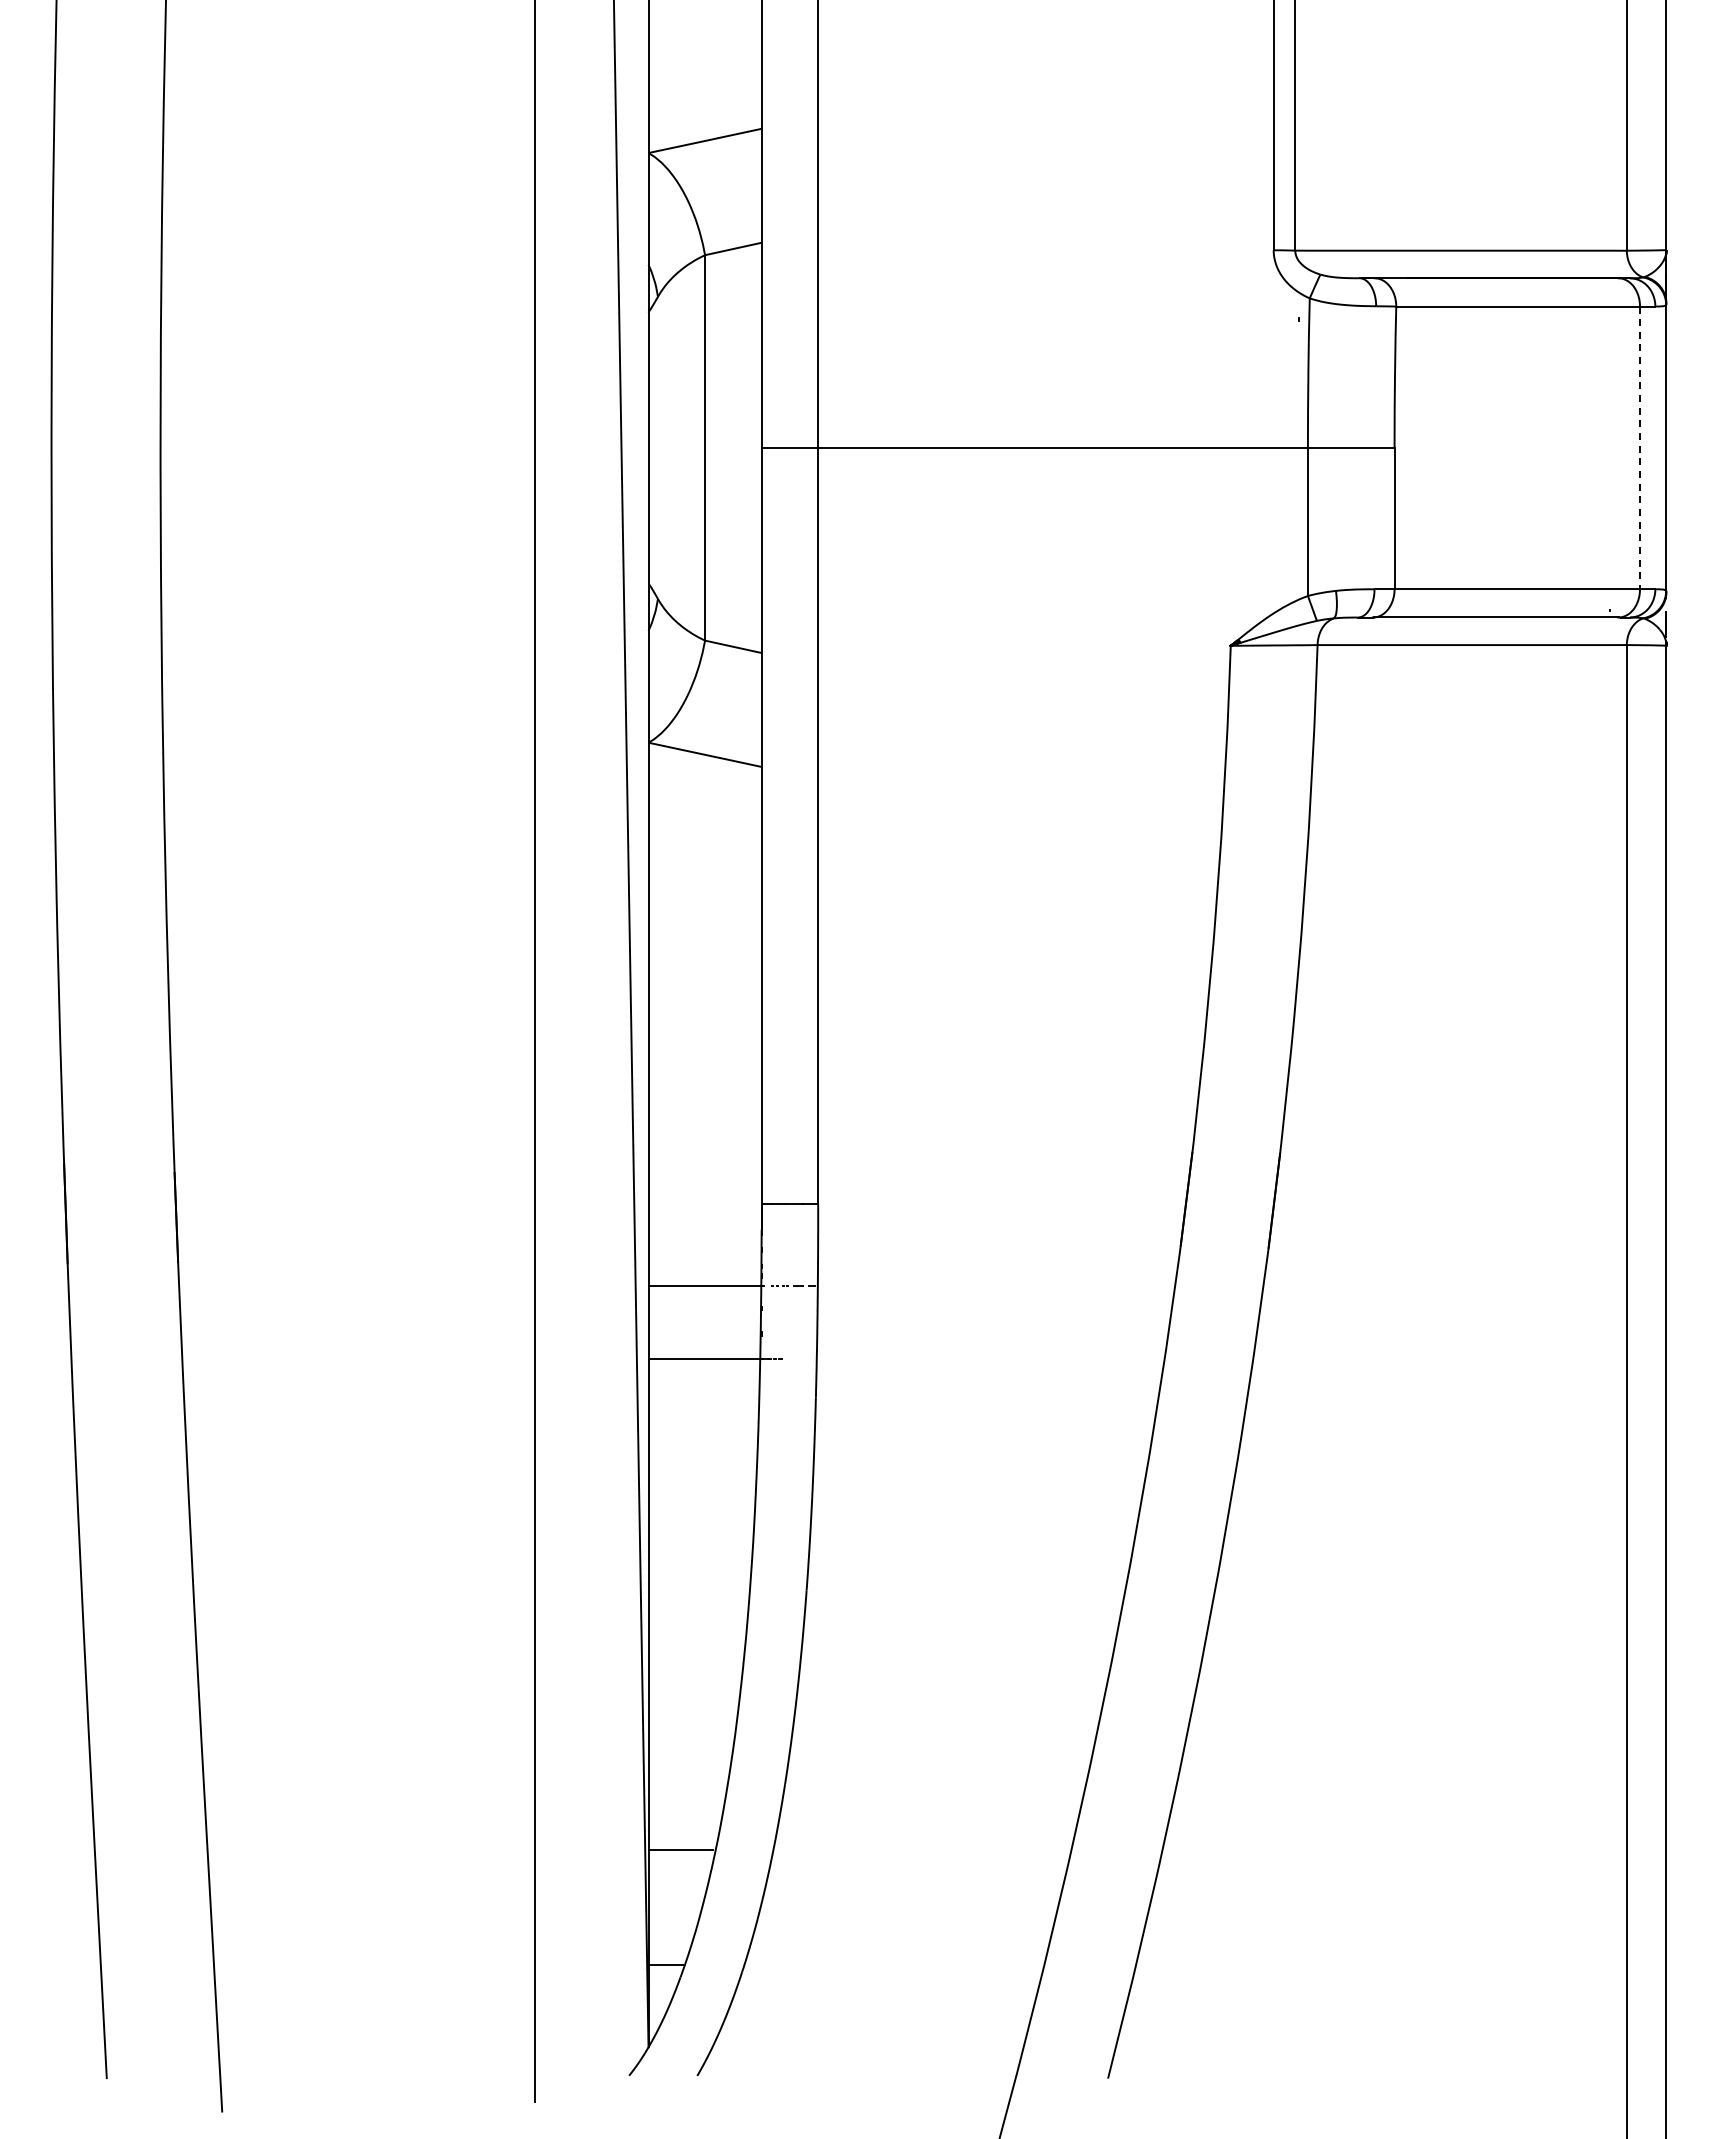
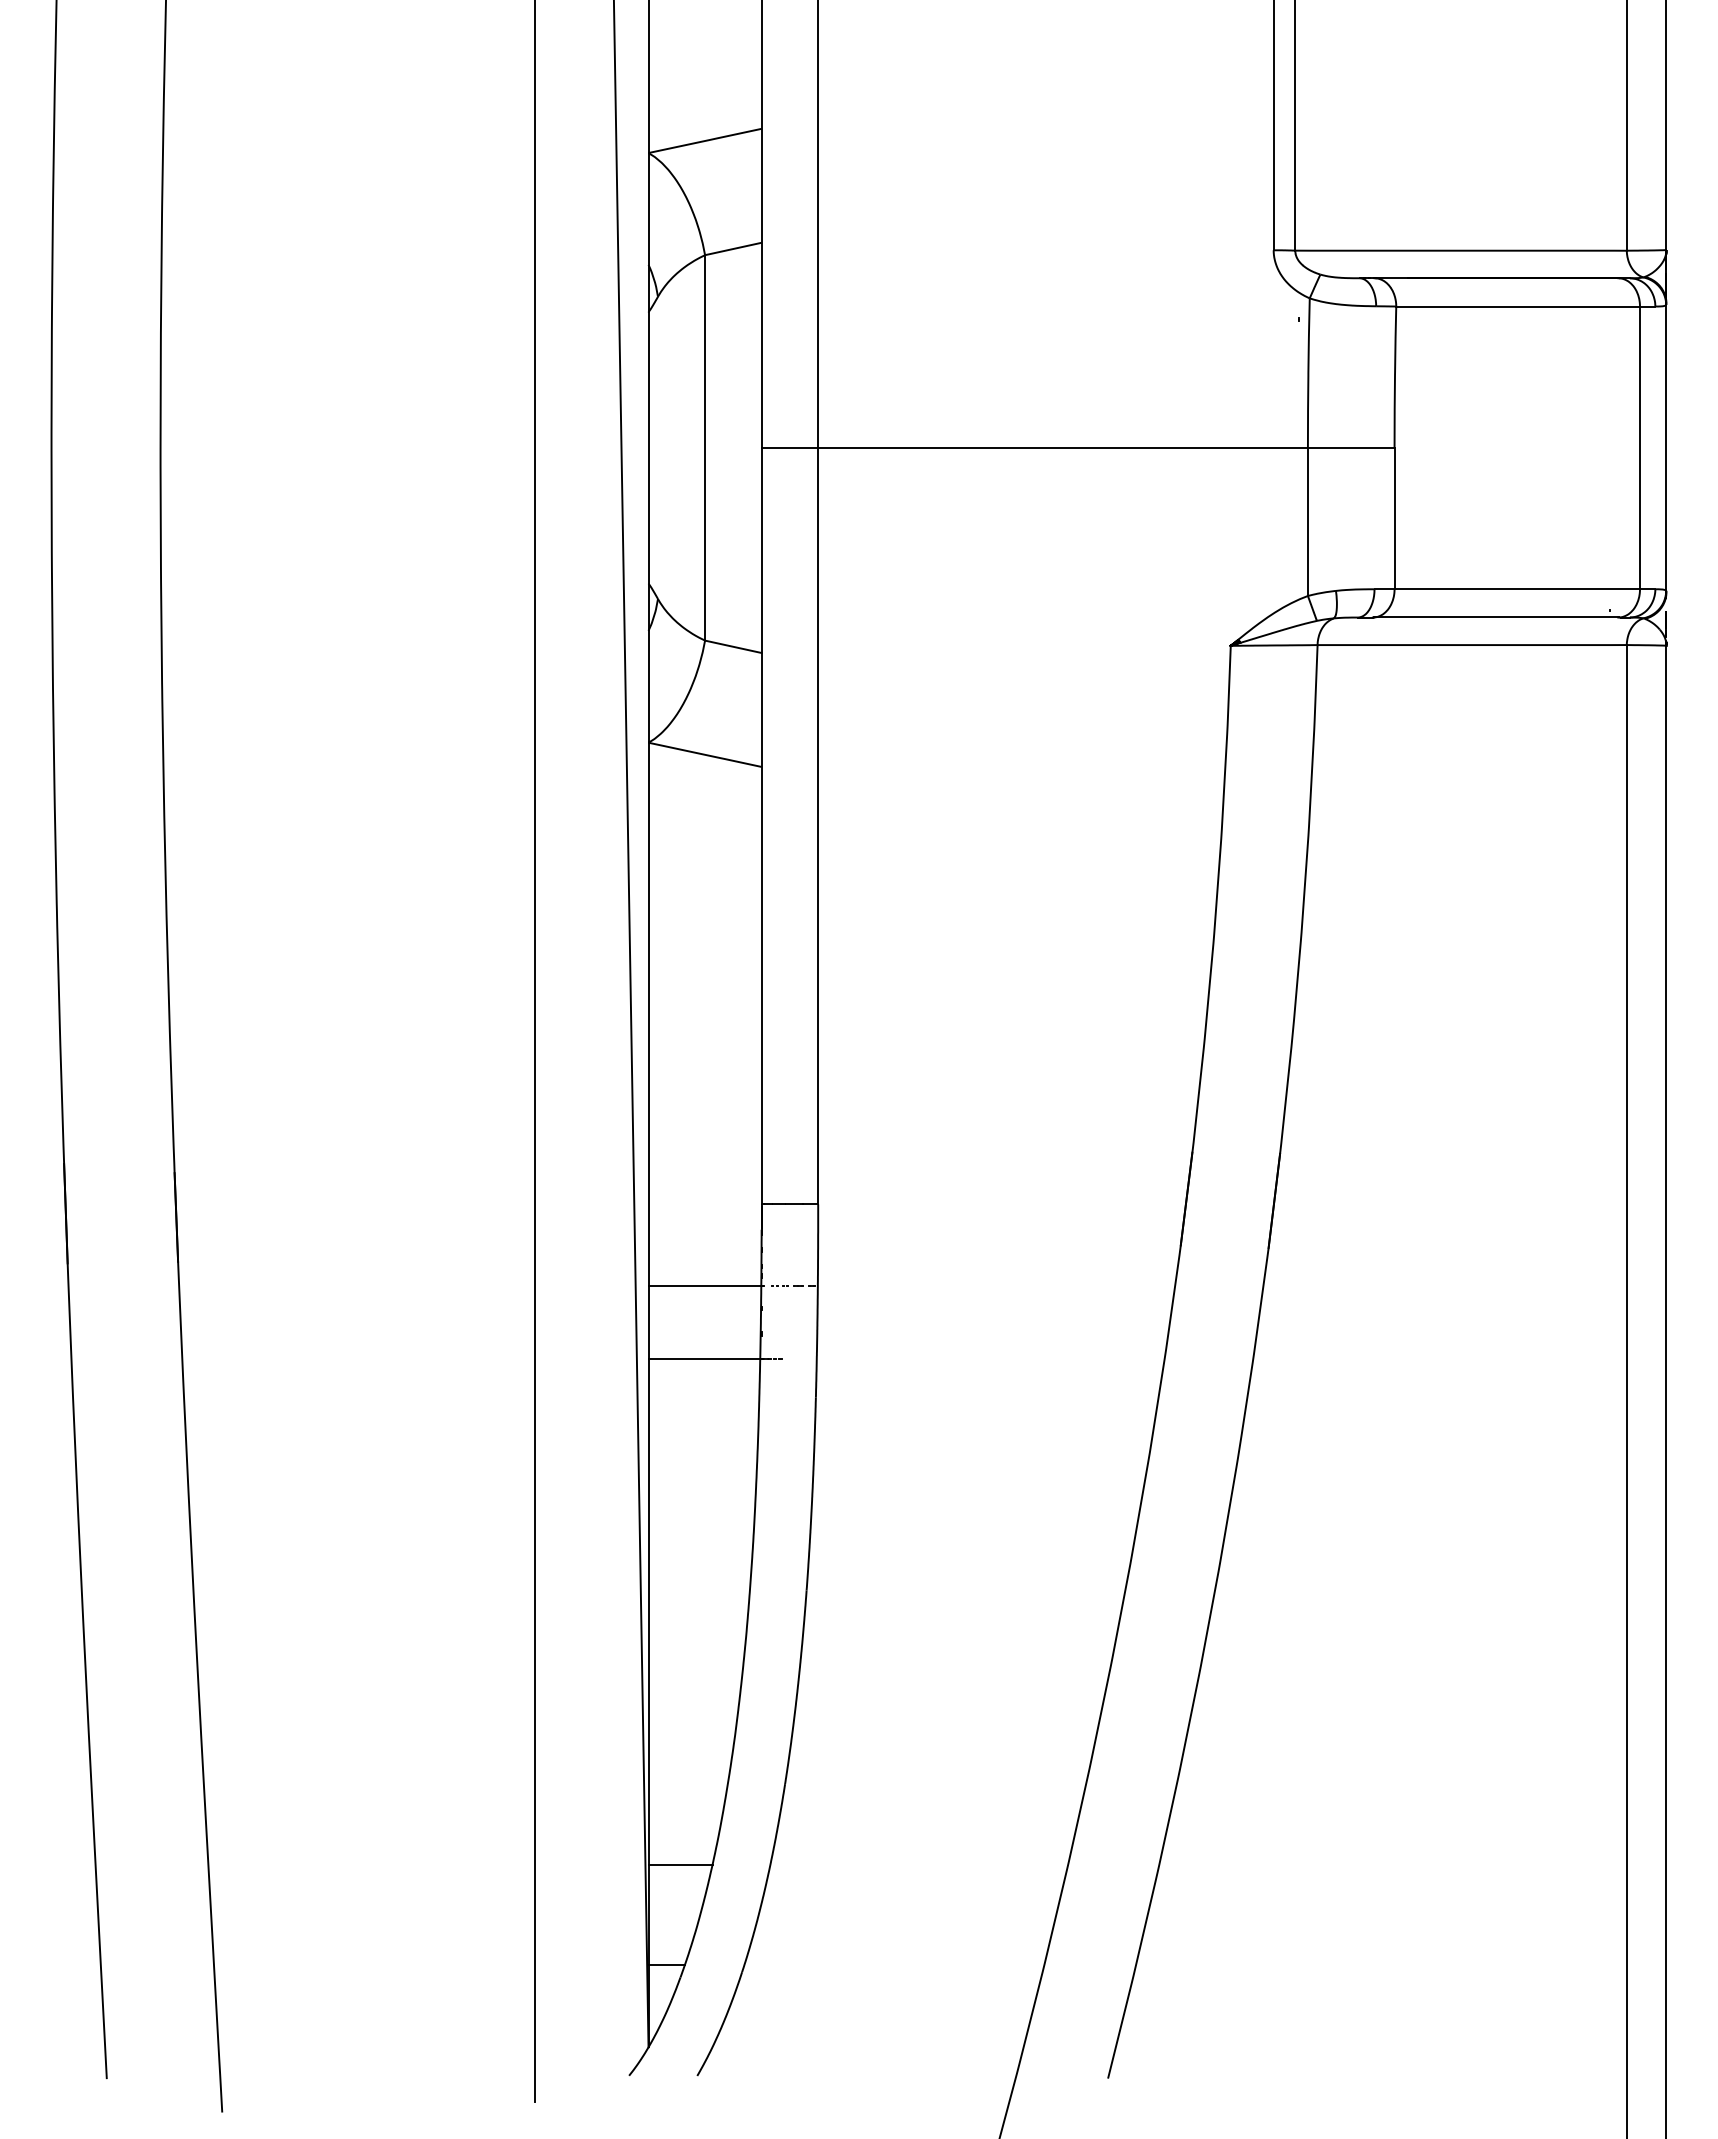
line: dashed -> solid (1639, 448)
line position: (680, 1849) -> (680, 1864) (680, 1864)
